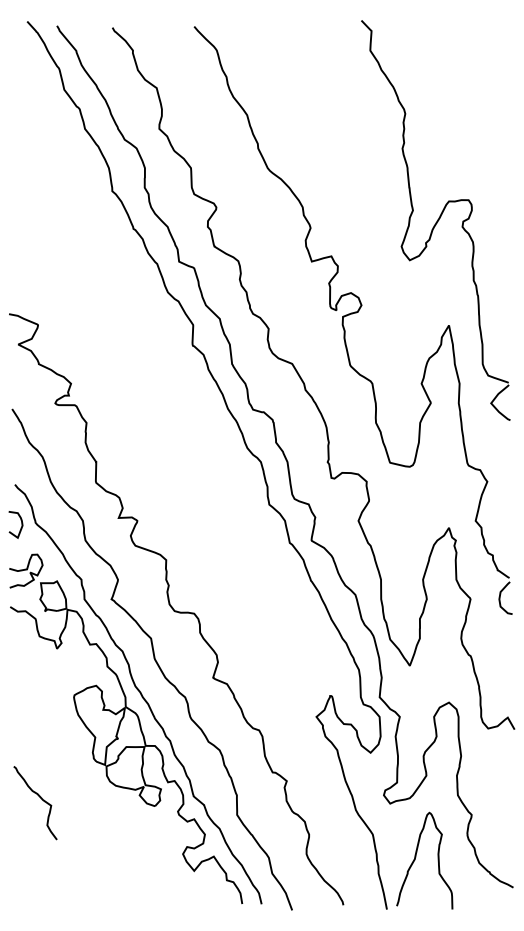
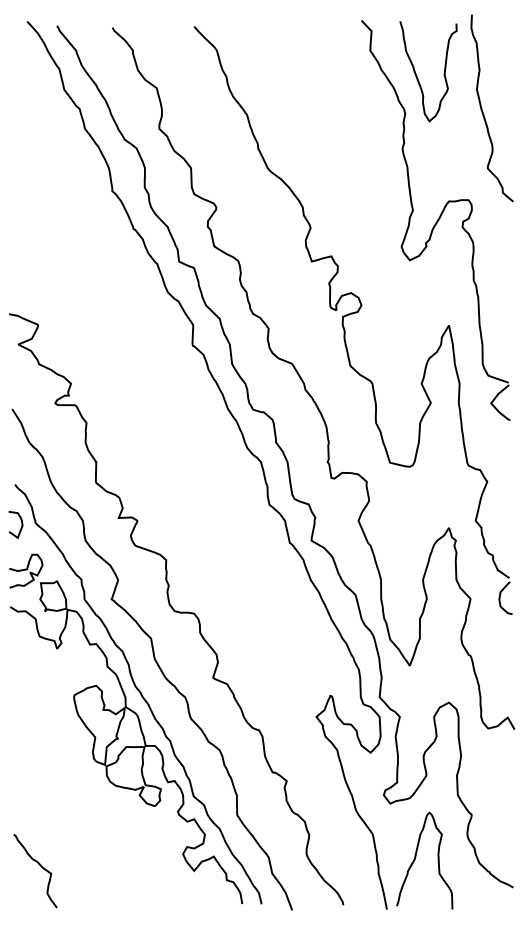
curve: none -> present (417, 75)
curve: none -> present (483, 111)
curve position: (40, 798) -> (40, 866) (40, 866)
